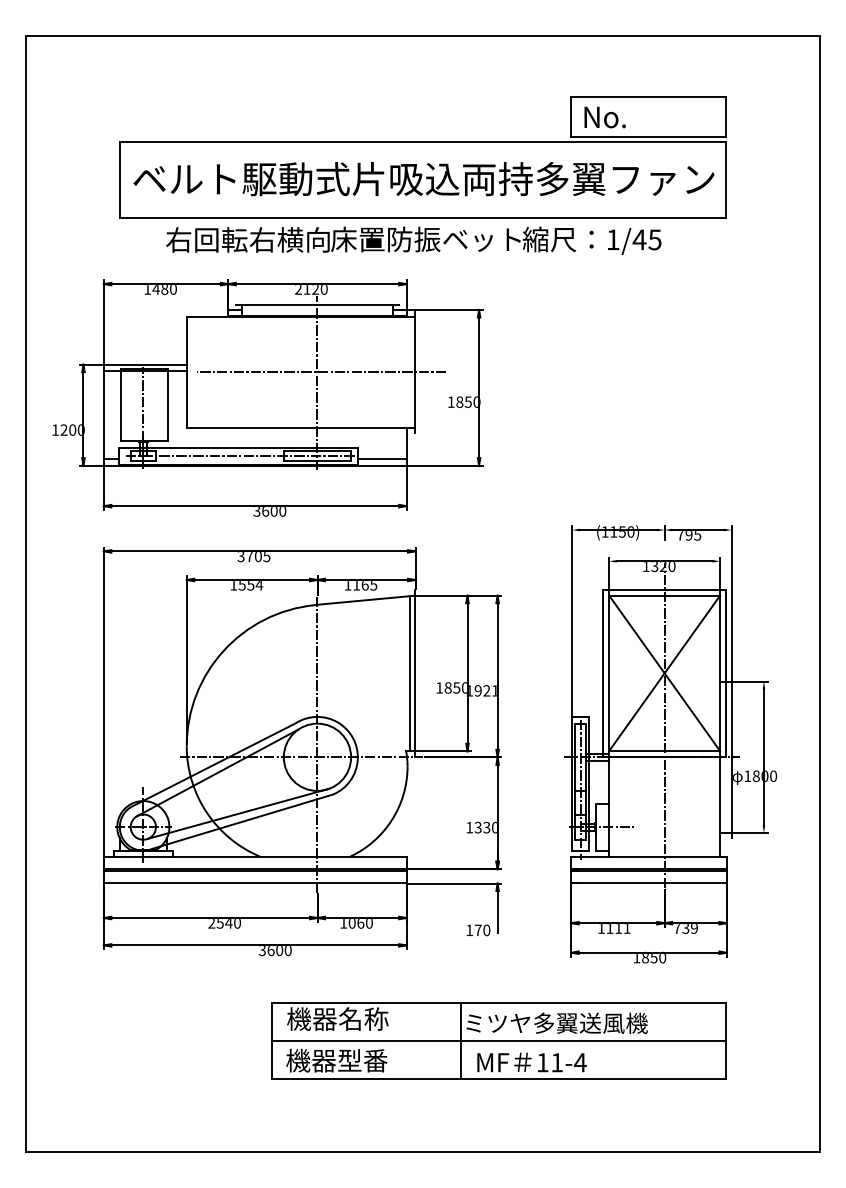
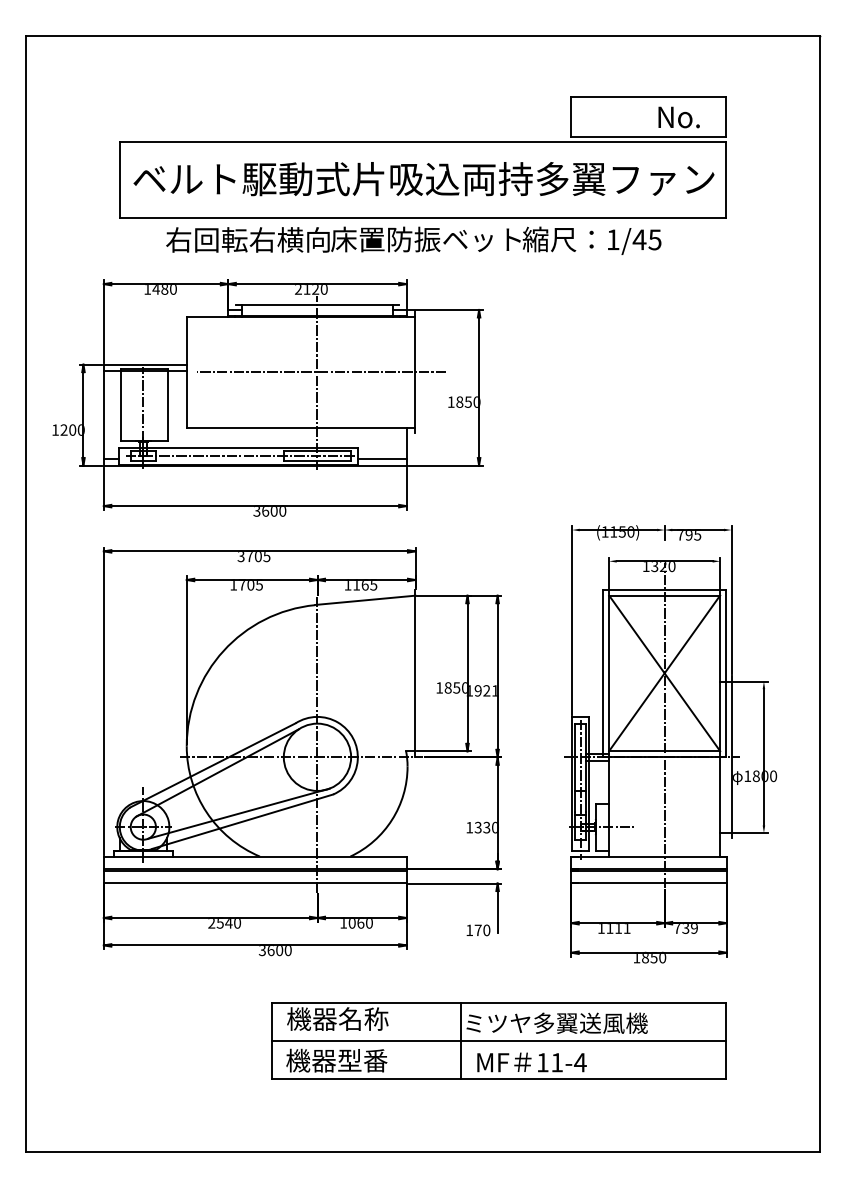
text position: (604, 117) -> (678, 117) (678, 117)
text: 1554 -> 1705 (250, 585)
line: present -> none (410, 673)
